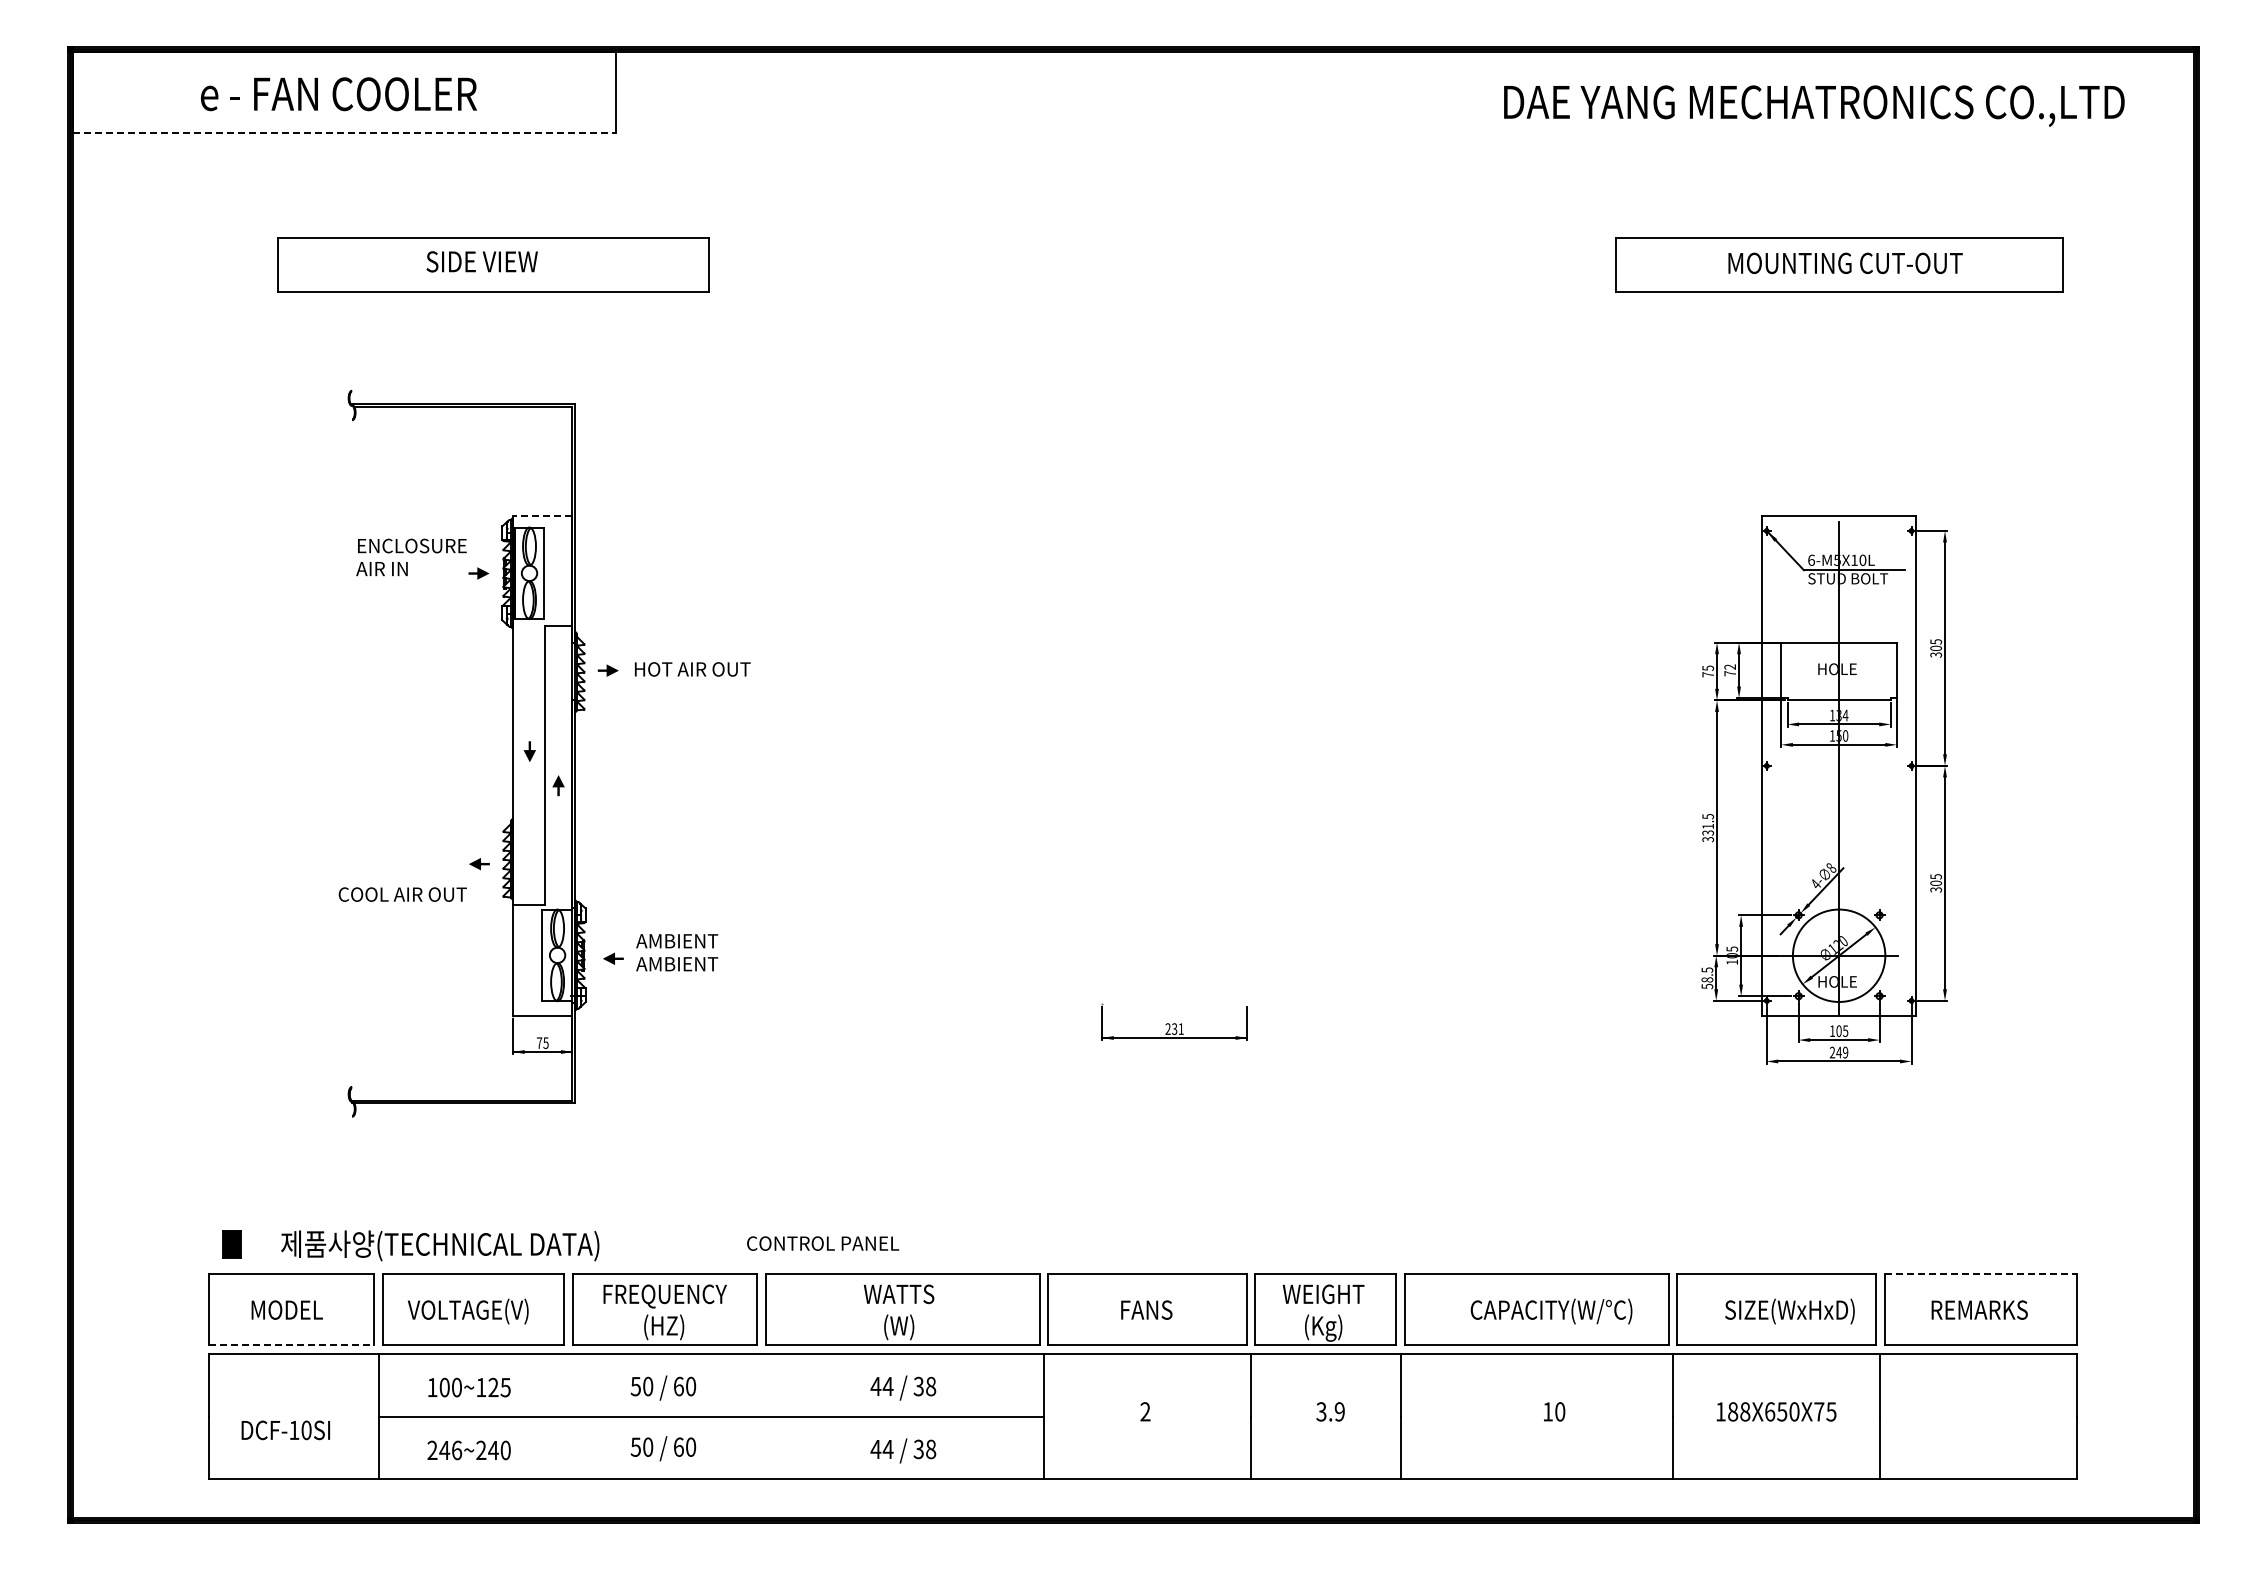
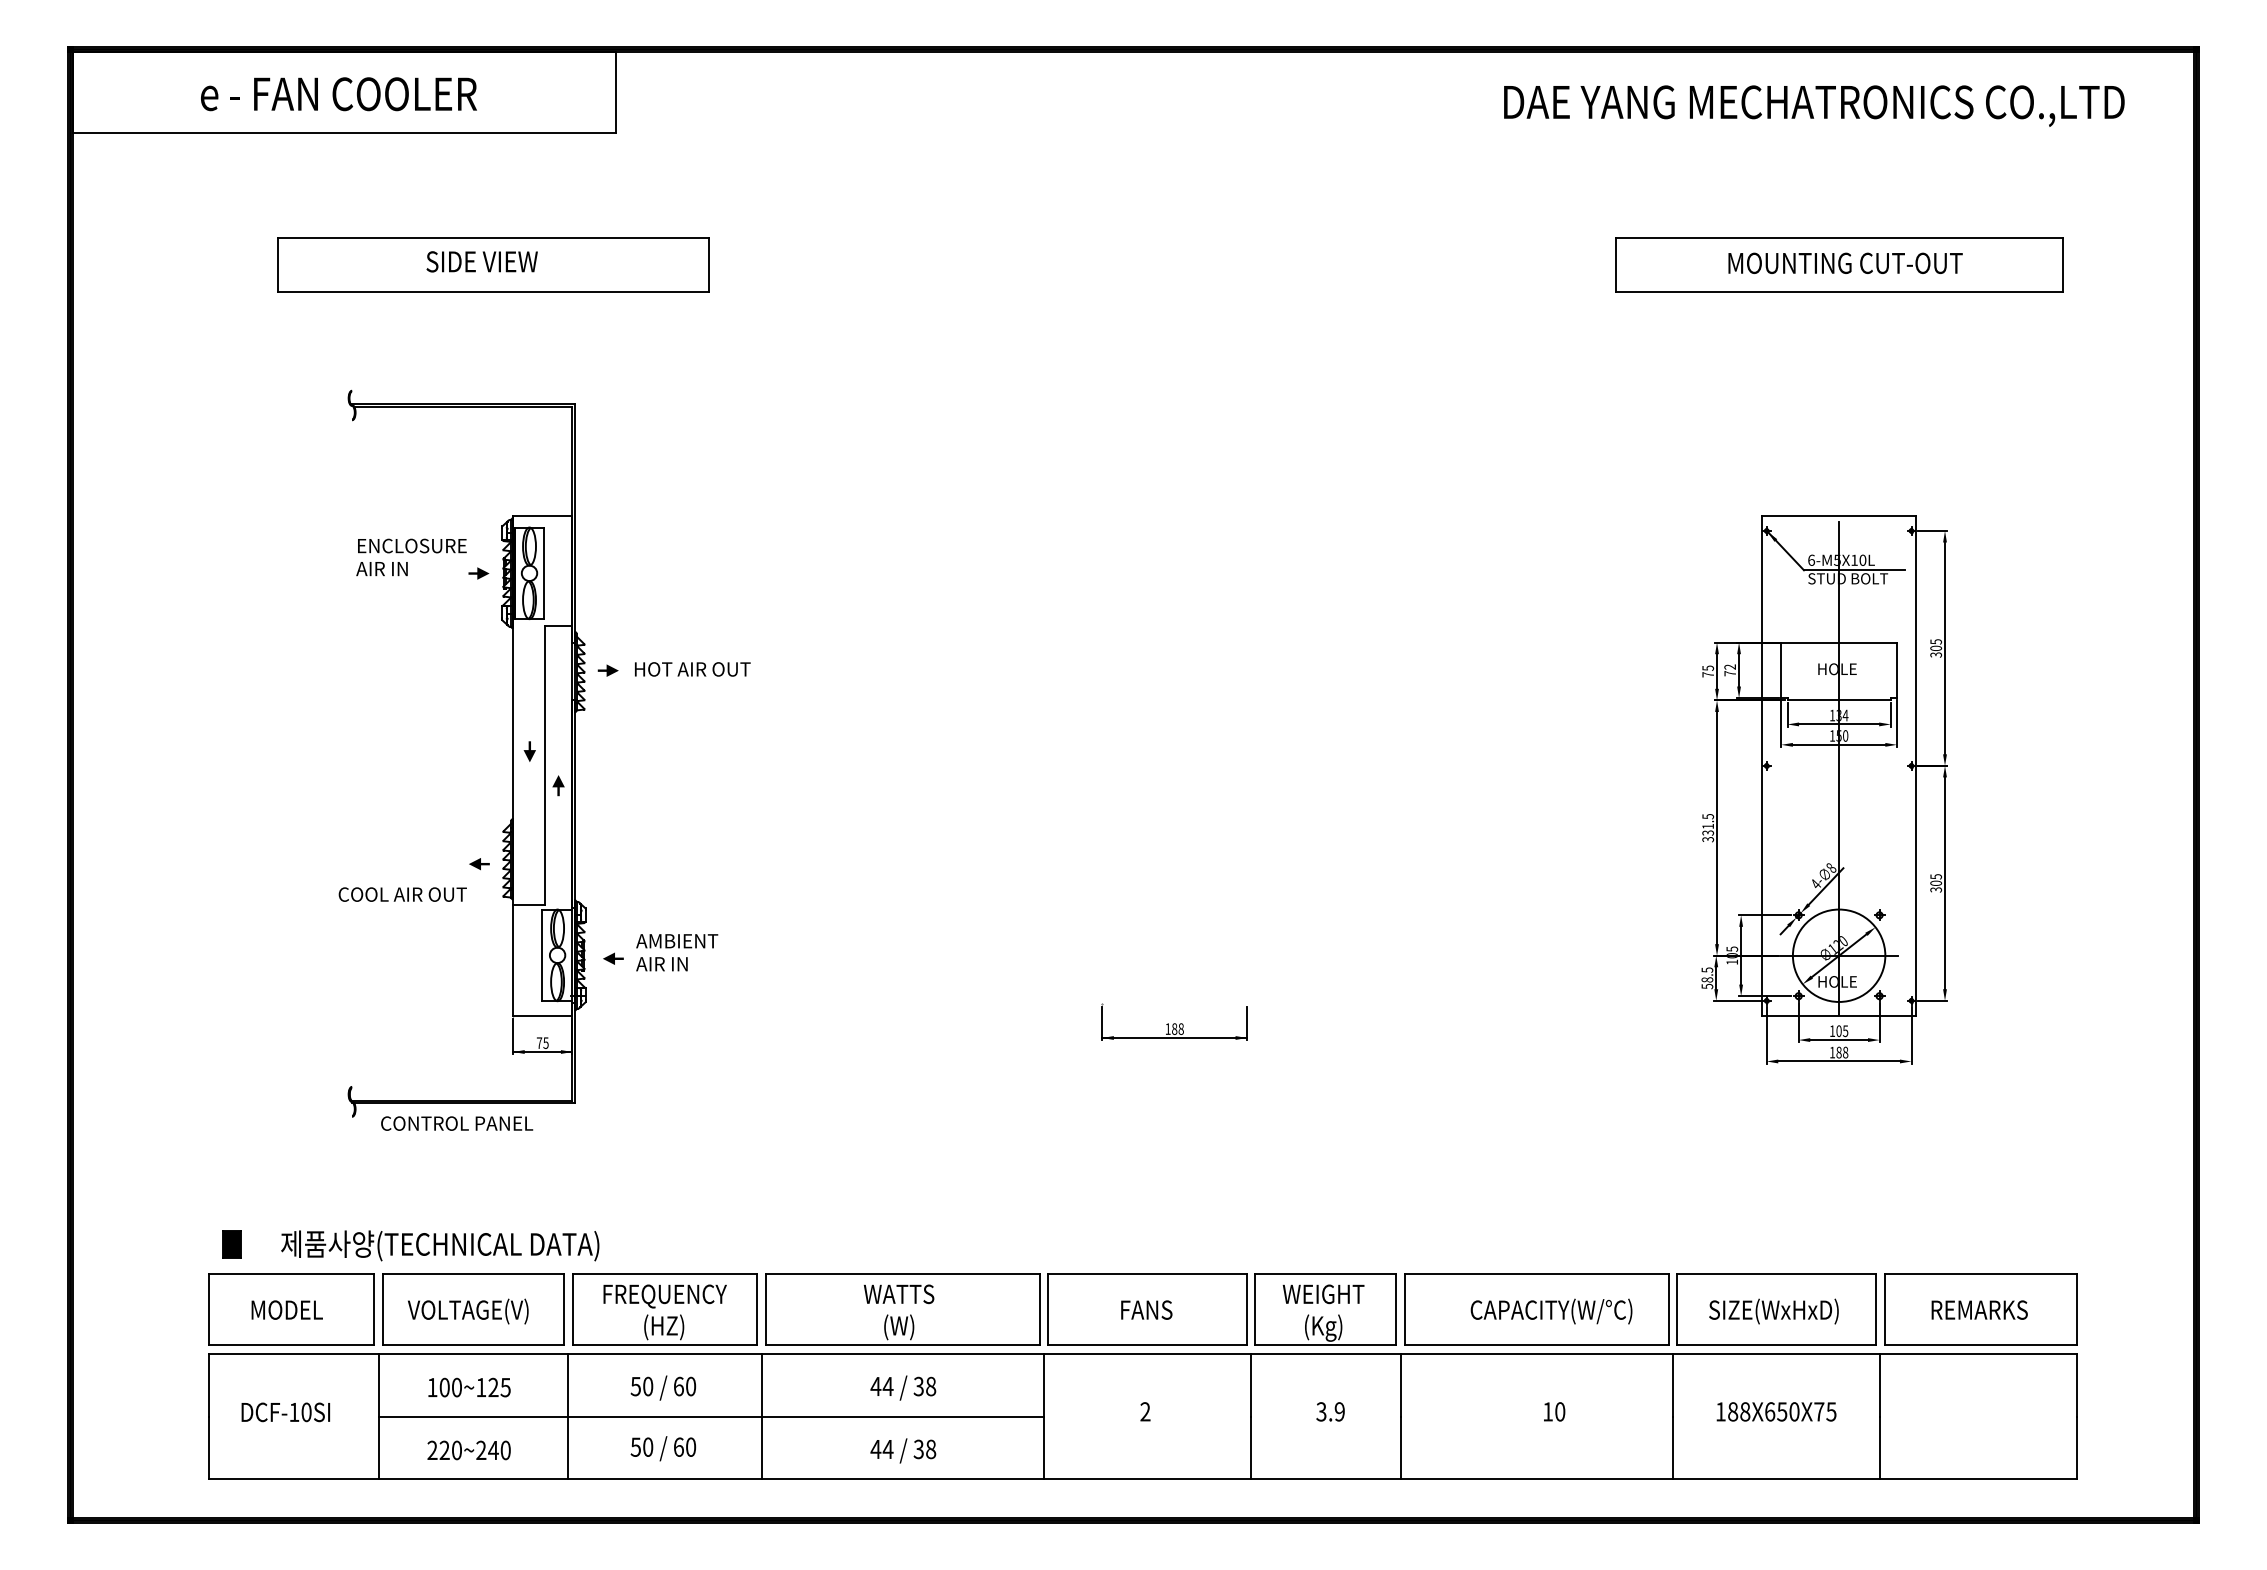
line: dashed -> solid (344, 133)
line: dashed -> solid (542, 515)
text: AMBIENT -> AIR IN (684, 964)
text: 231 -> 188 (1174, 1028)
text: 249 -> 188 (1838, 1052)
text position: (823, 1243) -> (457, 1123) (457, 1123)
line: dashed -> solid (1981, 1274)
text position: (1789, 1311) -> (1773, 1311) (1773, 1311)
line: dashed -> solid (291, 1345)
line: none -> present (568, 1416)
line: none -> present (761, 1416)
text position: (285, 1430) -> (285, 1412) (285, 1412)
text: 246~240 -> 220~240 (450, 1449)
